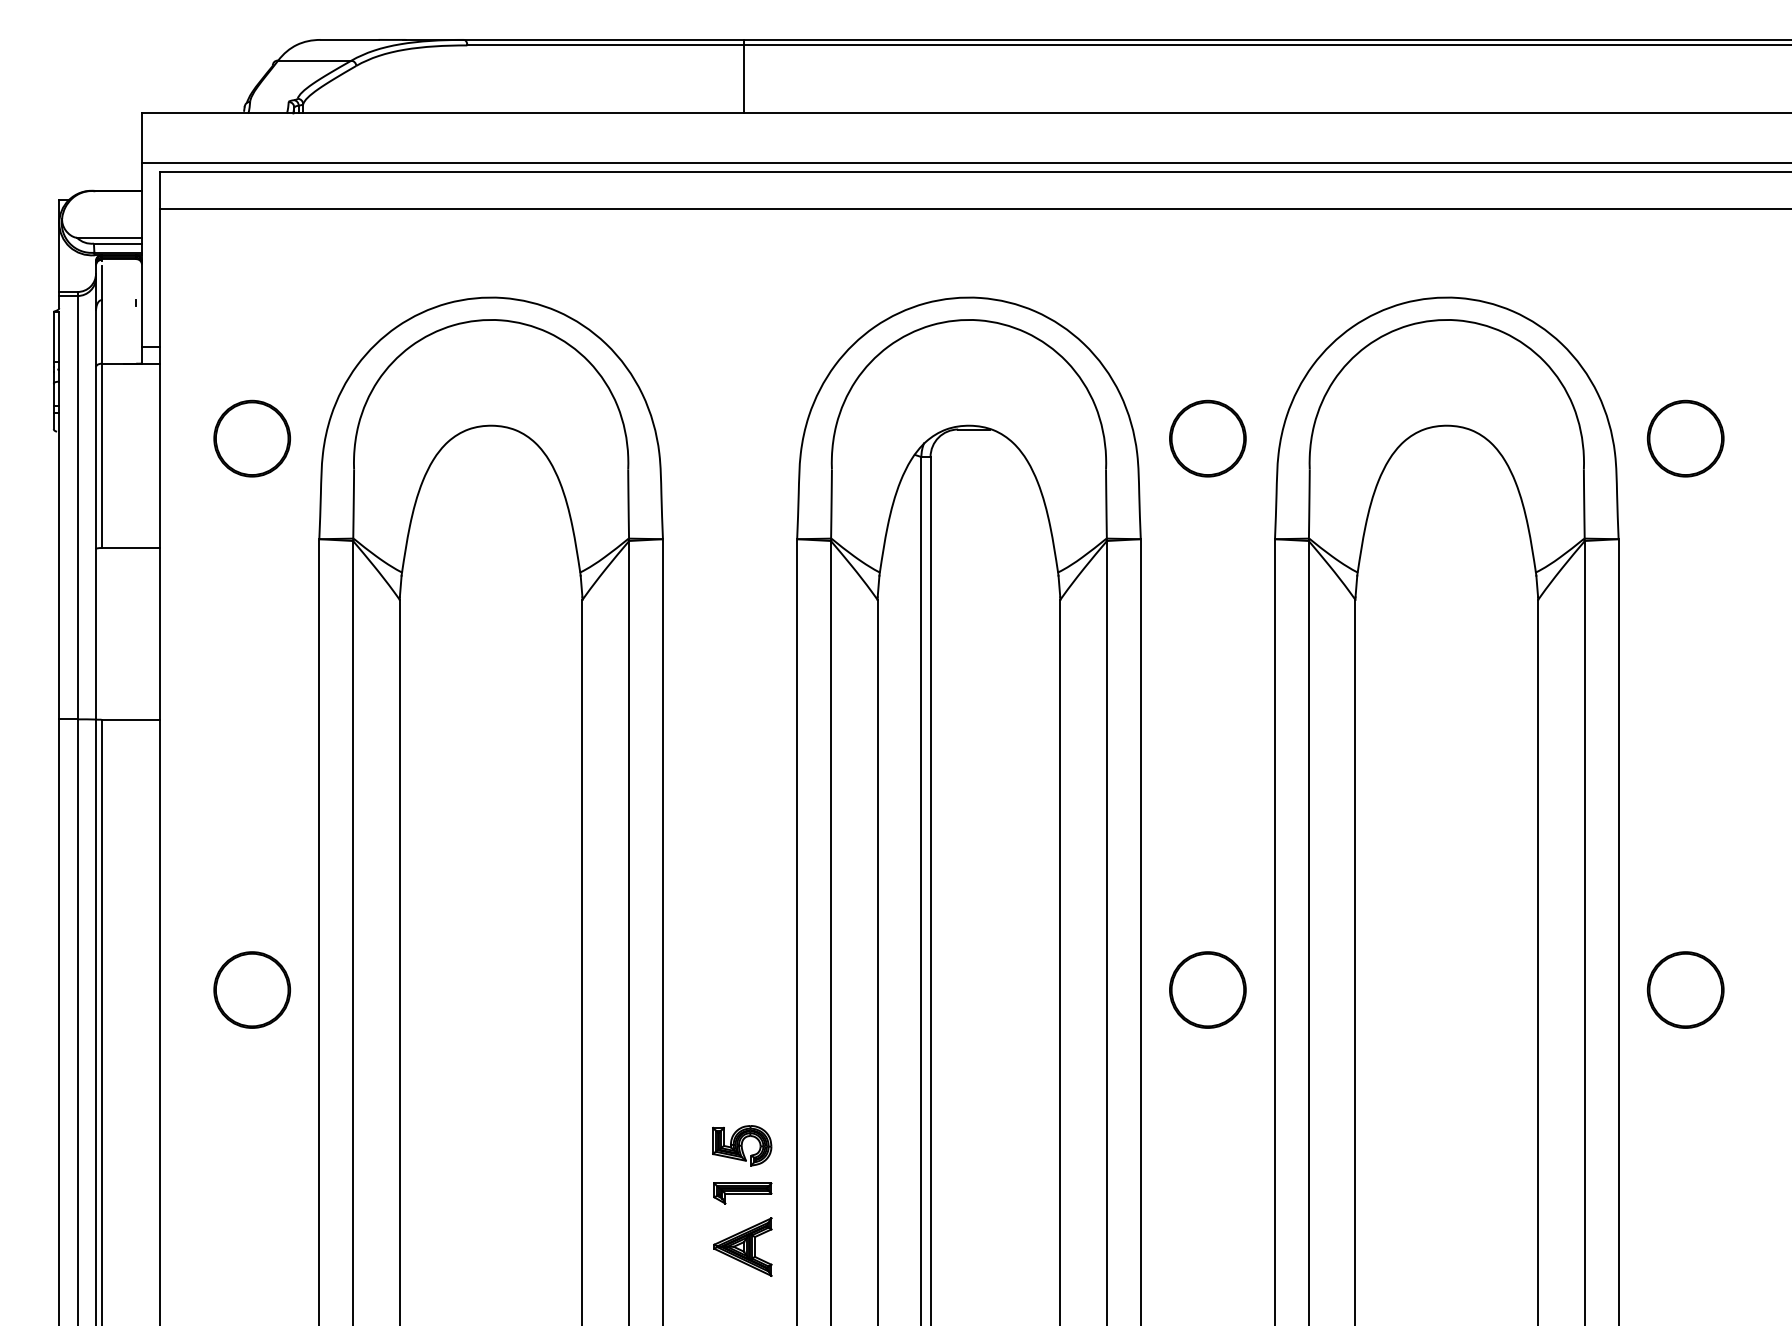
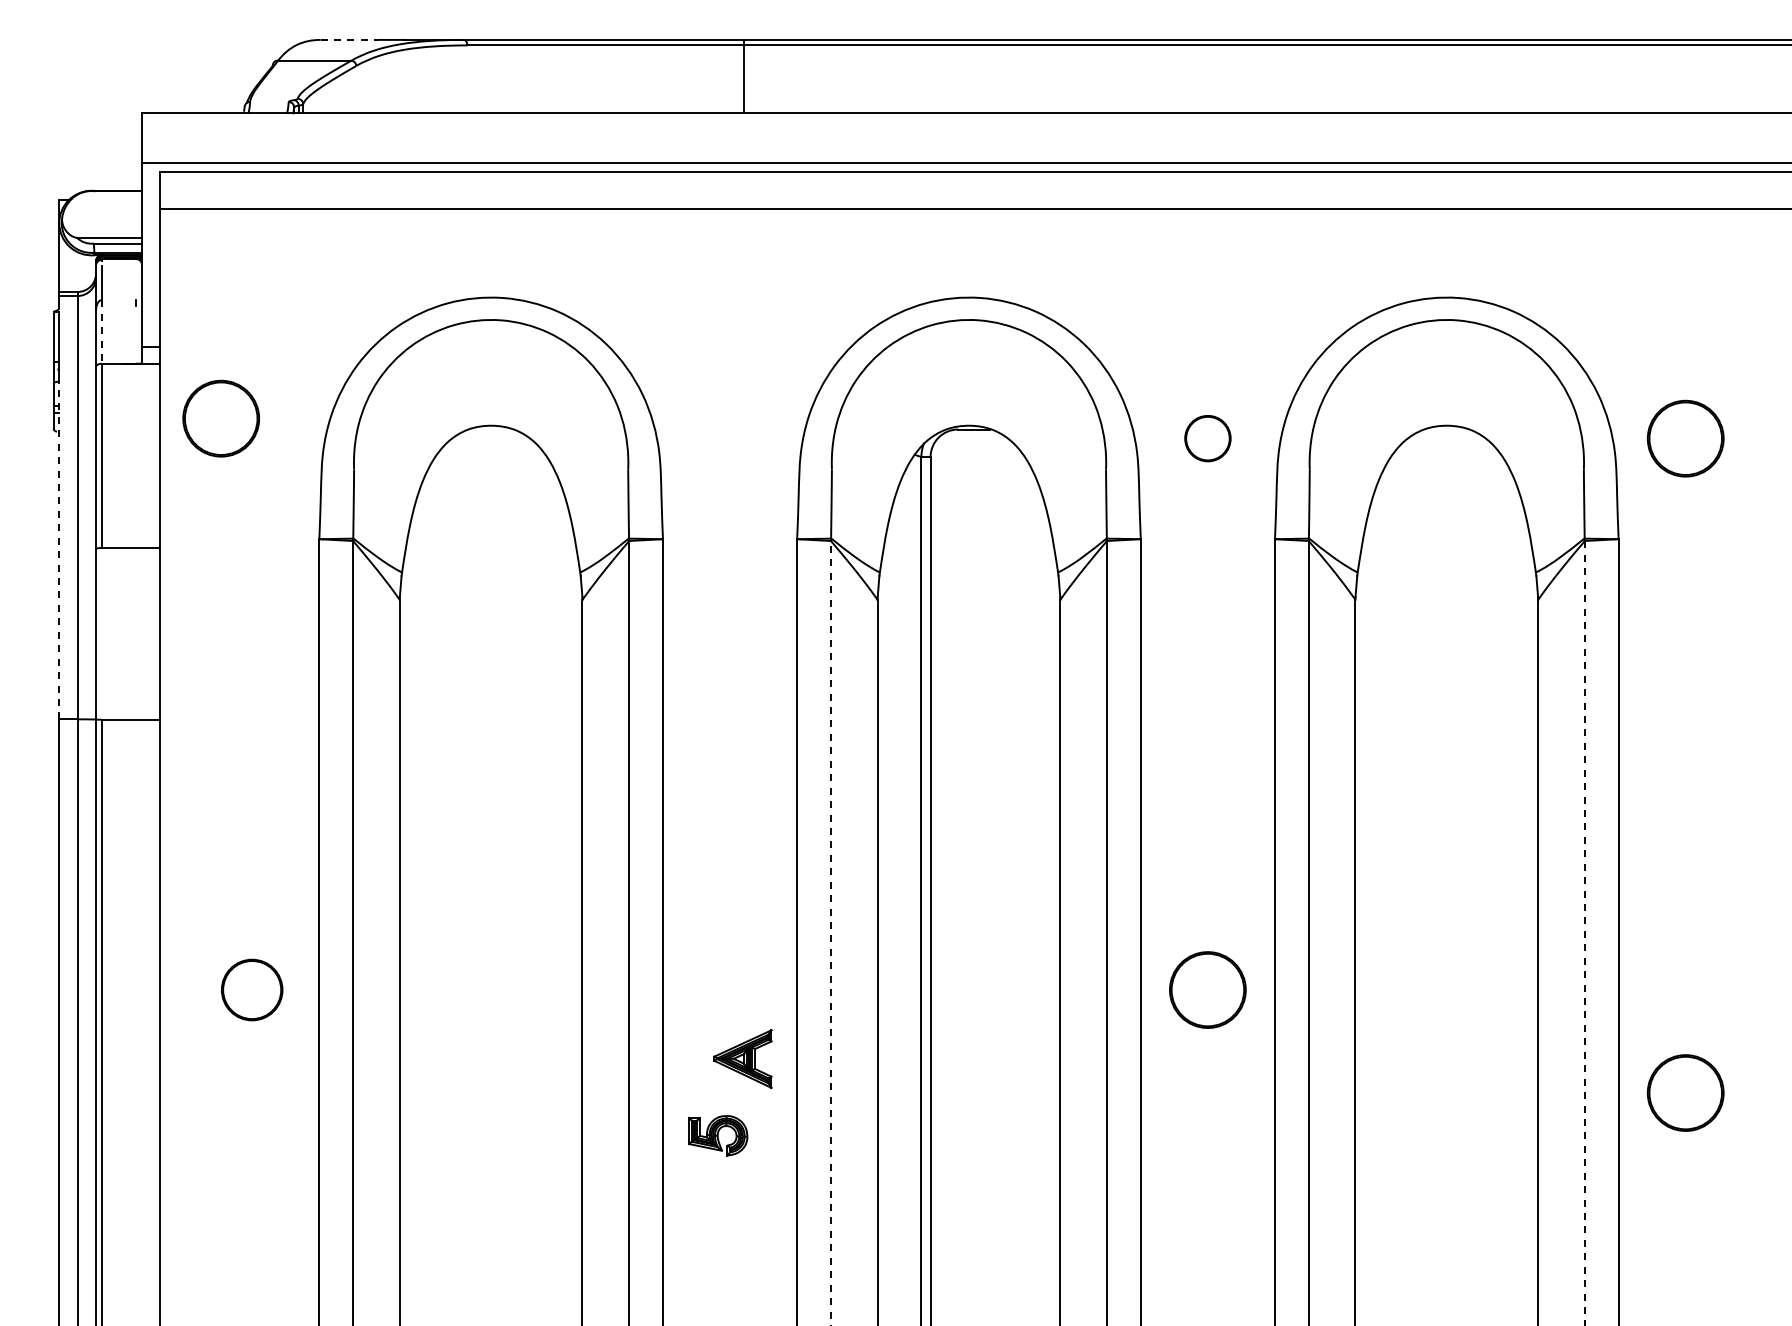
line: solid -> dashed (349, 39)
line: solid -> dashed (101, 332)
part position: (251, 438) -> (220, 418) (220, 418)
part size: 78x79 px -> 48x48 px (1207, 438)
line: solid -> dashed (59, 550)
line: solid -> dashed (831, 933)
line: solid -> dashed (1584, 933)
part size: 78x78 px -> 63x64 px (252, 989)
part position: (1685, 989) -> (1685, 1092) (1685, 1092)
part position: (742, 1145) -> (718, 1135) (718, 1135)
part: present -> none (742, 1193)
part position: (742, 1246) -> (742, 1058) (742, 1058)
